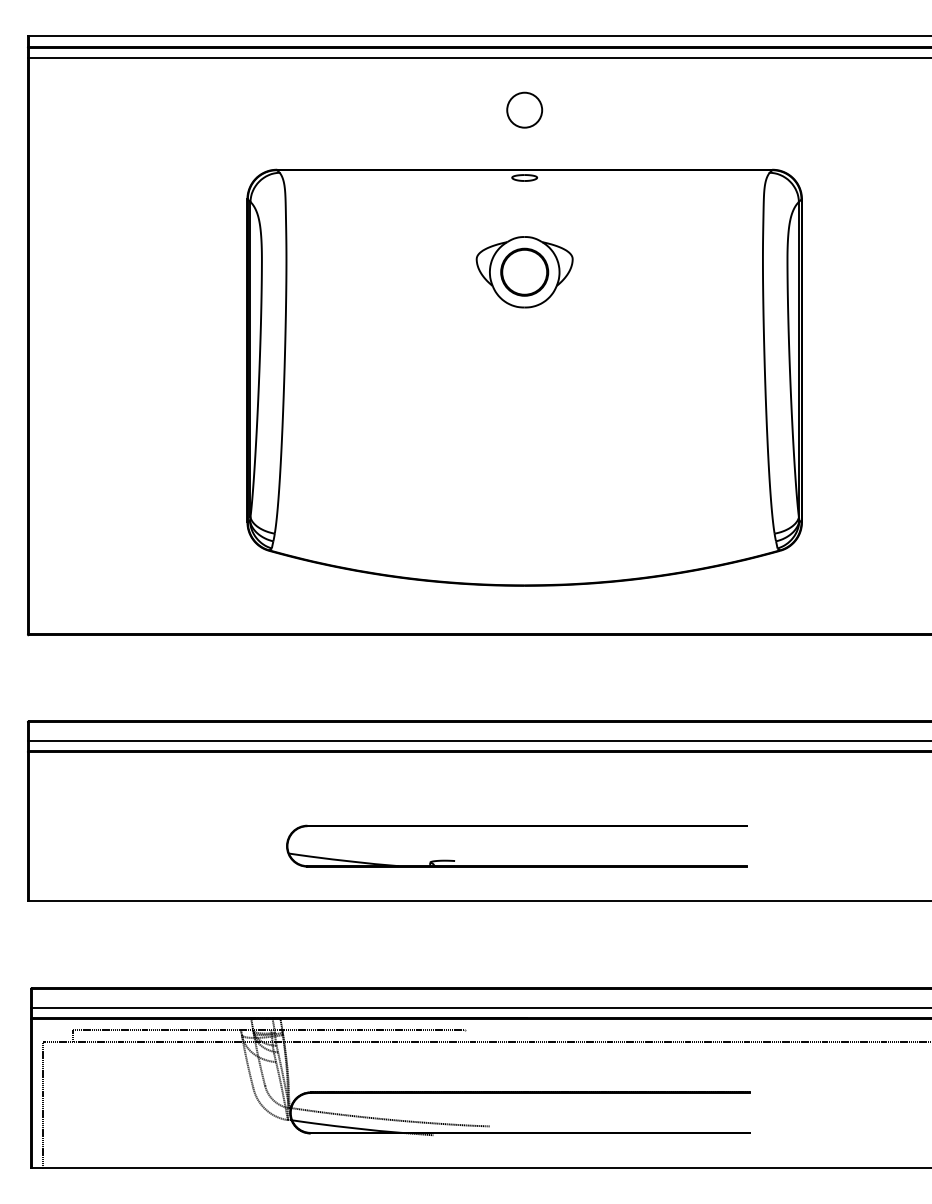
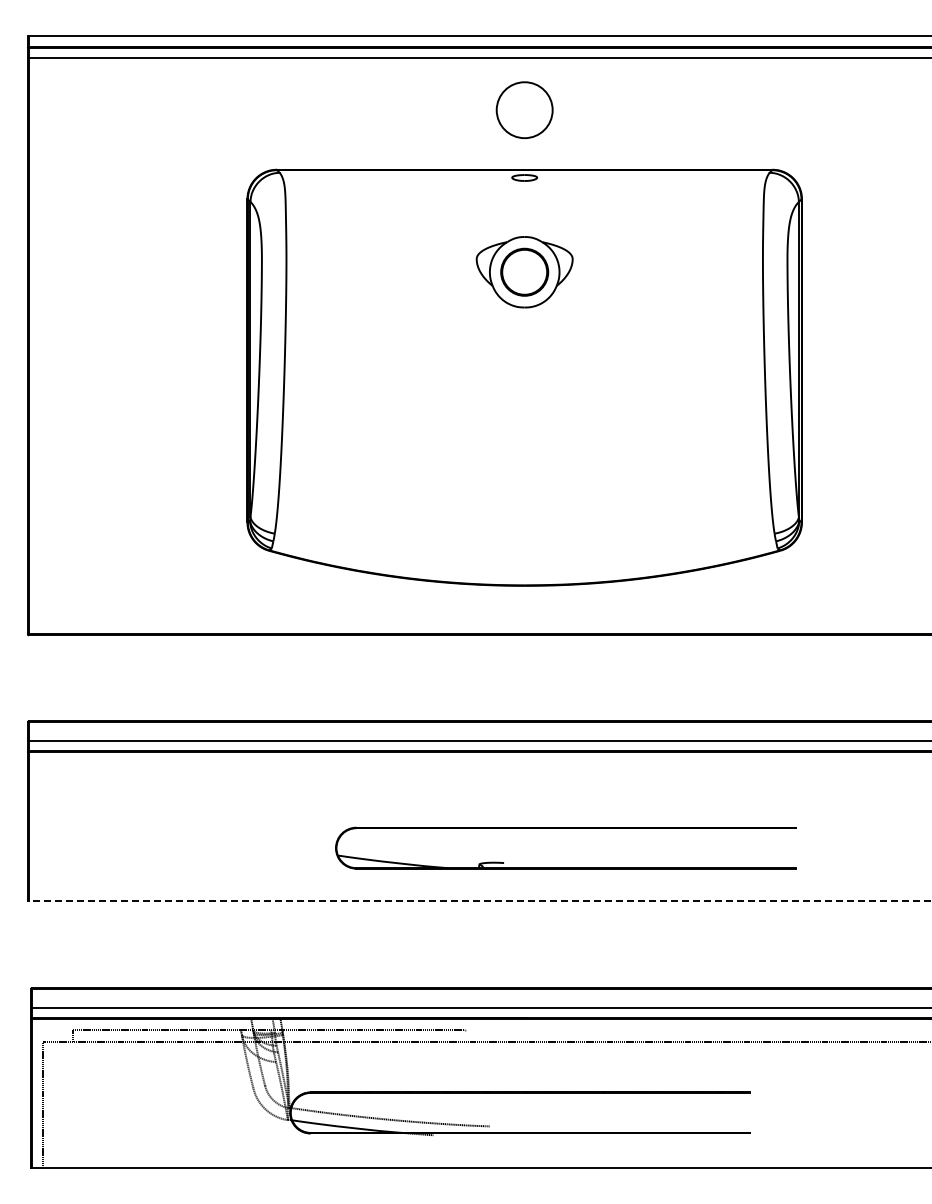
circle diameter: 35 px -> 56 px (524, 110)
part position: (516, 826) -> (565, 828) (565, 828)
line: solid -> dashed (479, 901)
